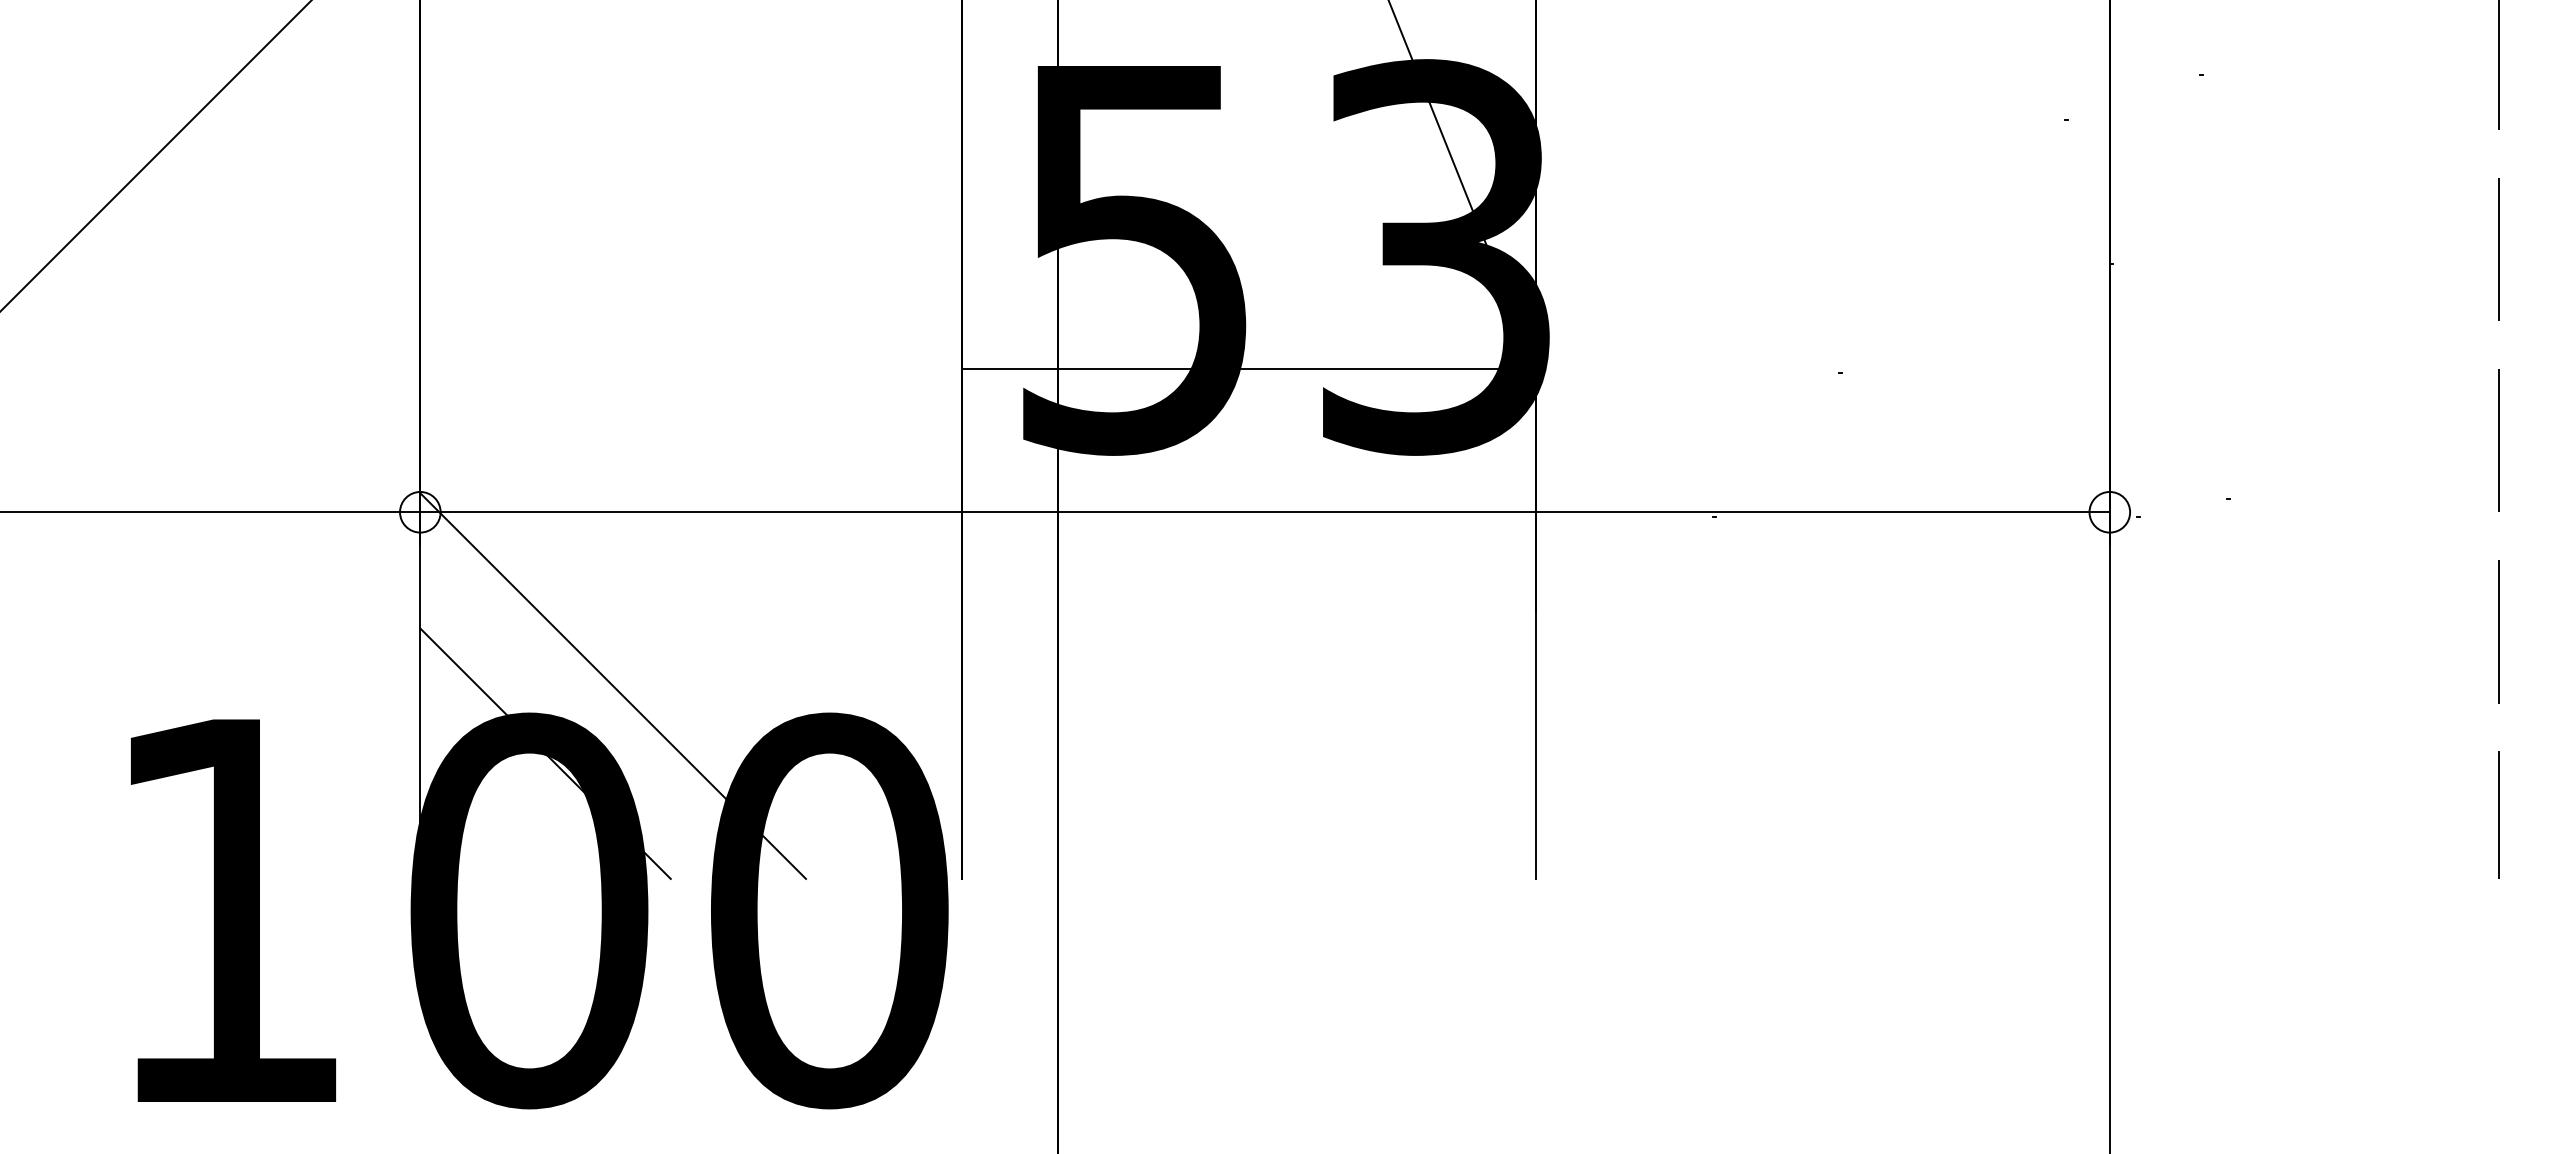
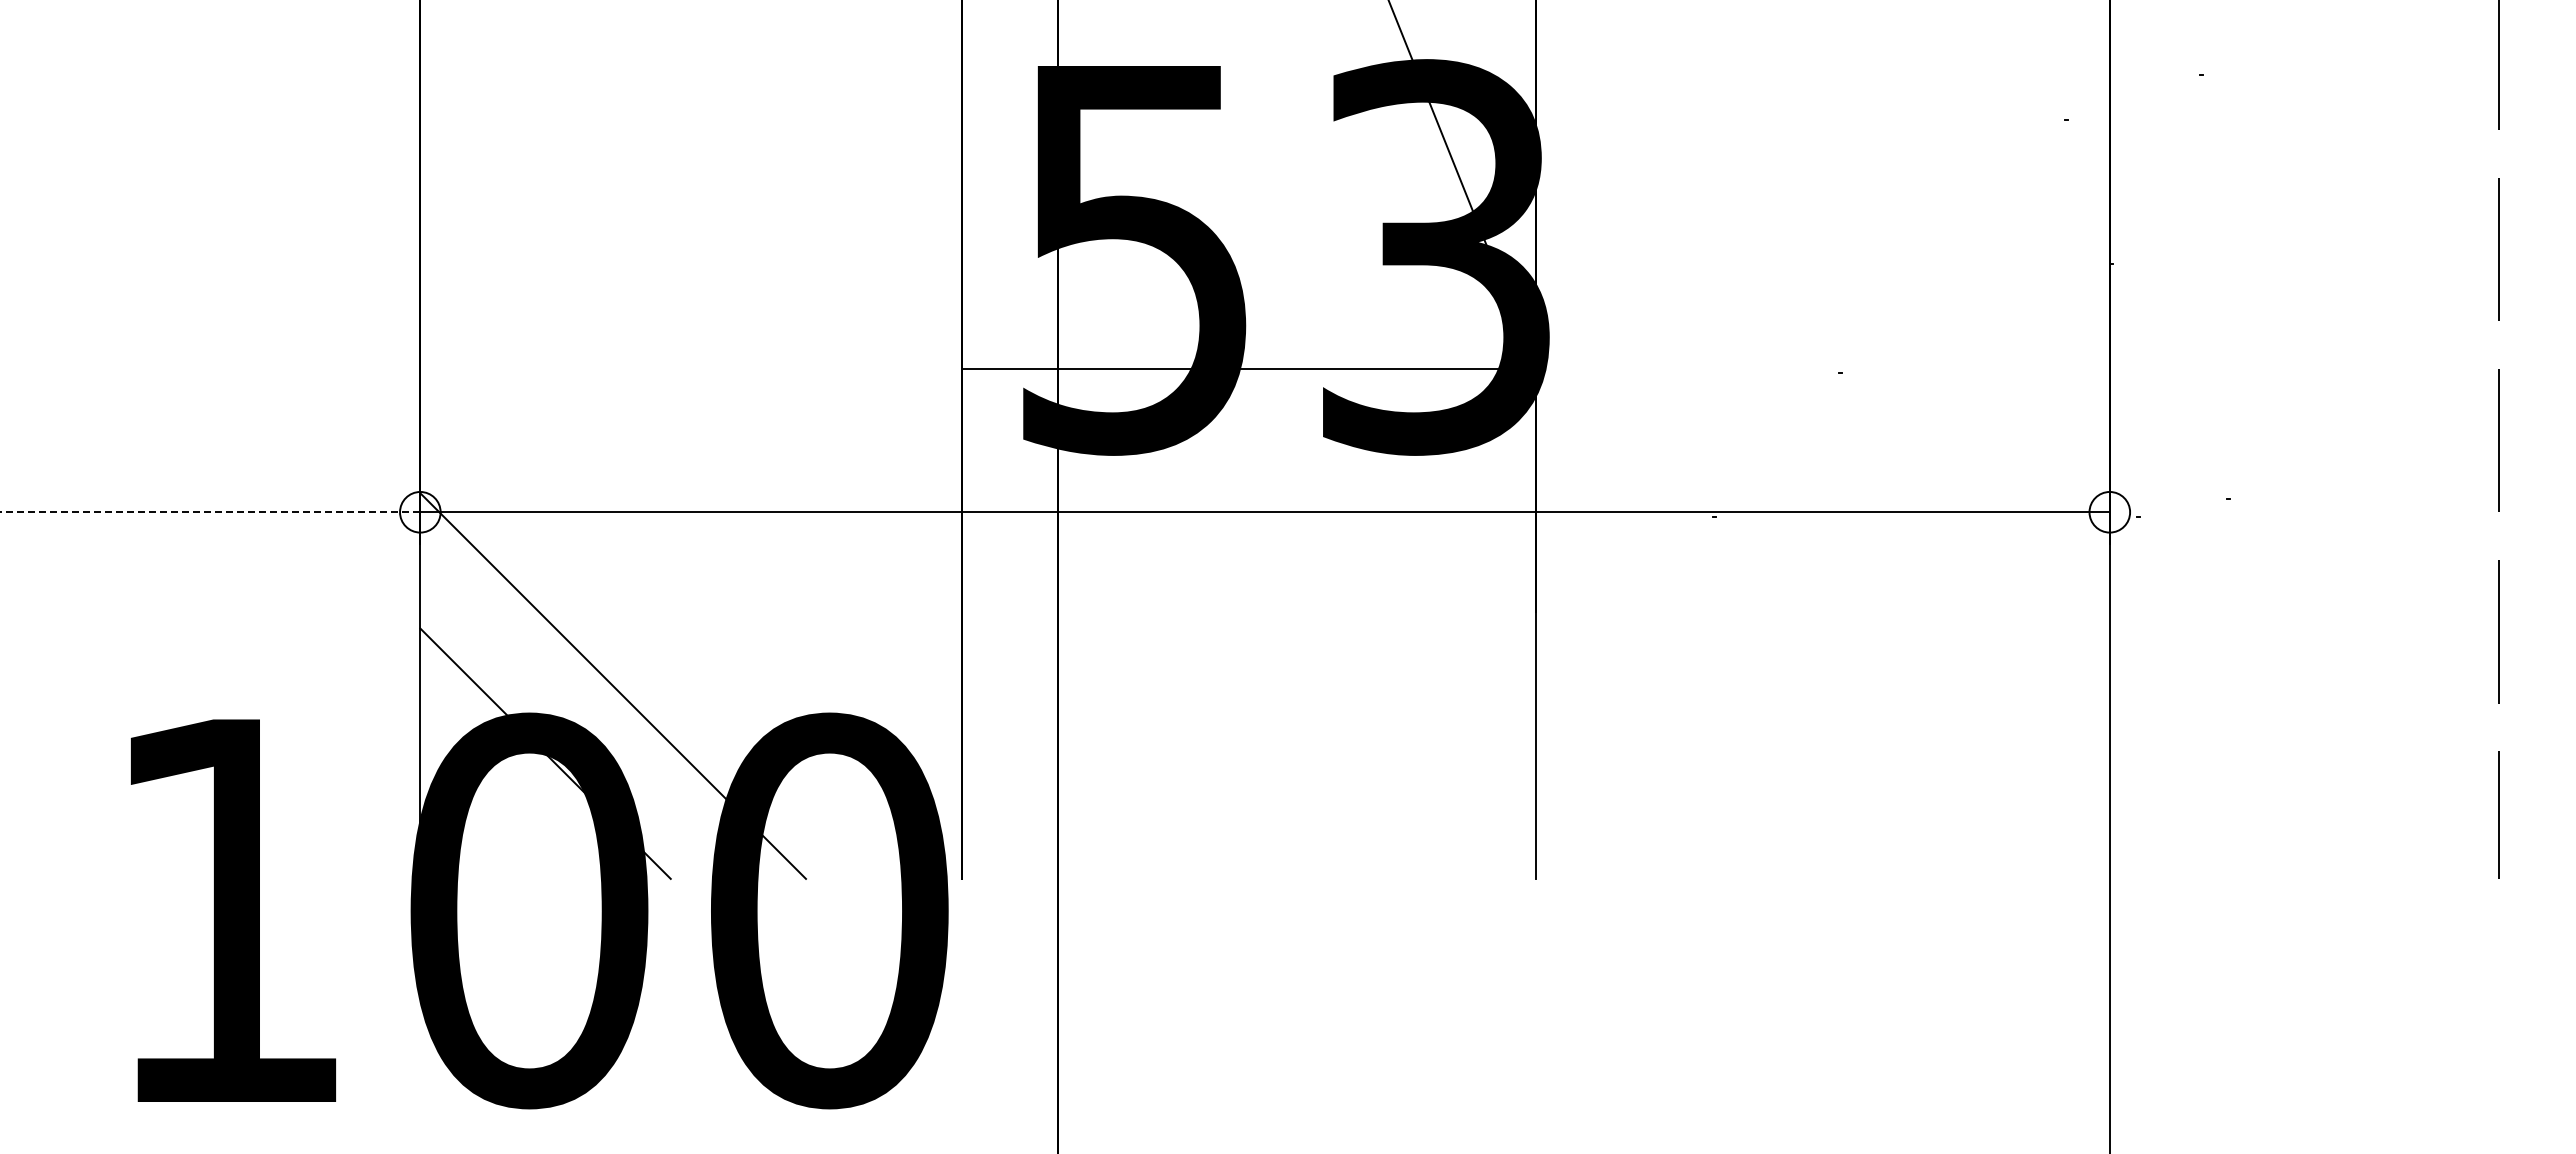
line: present -> none (155, 155)
line: solid -> dashed (210, 512)
